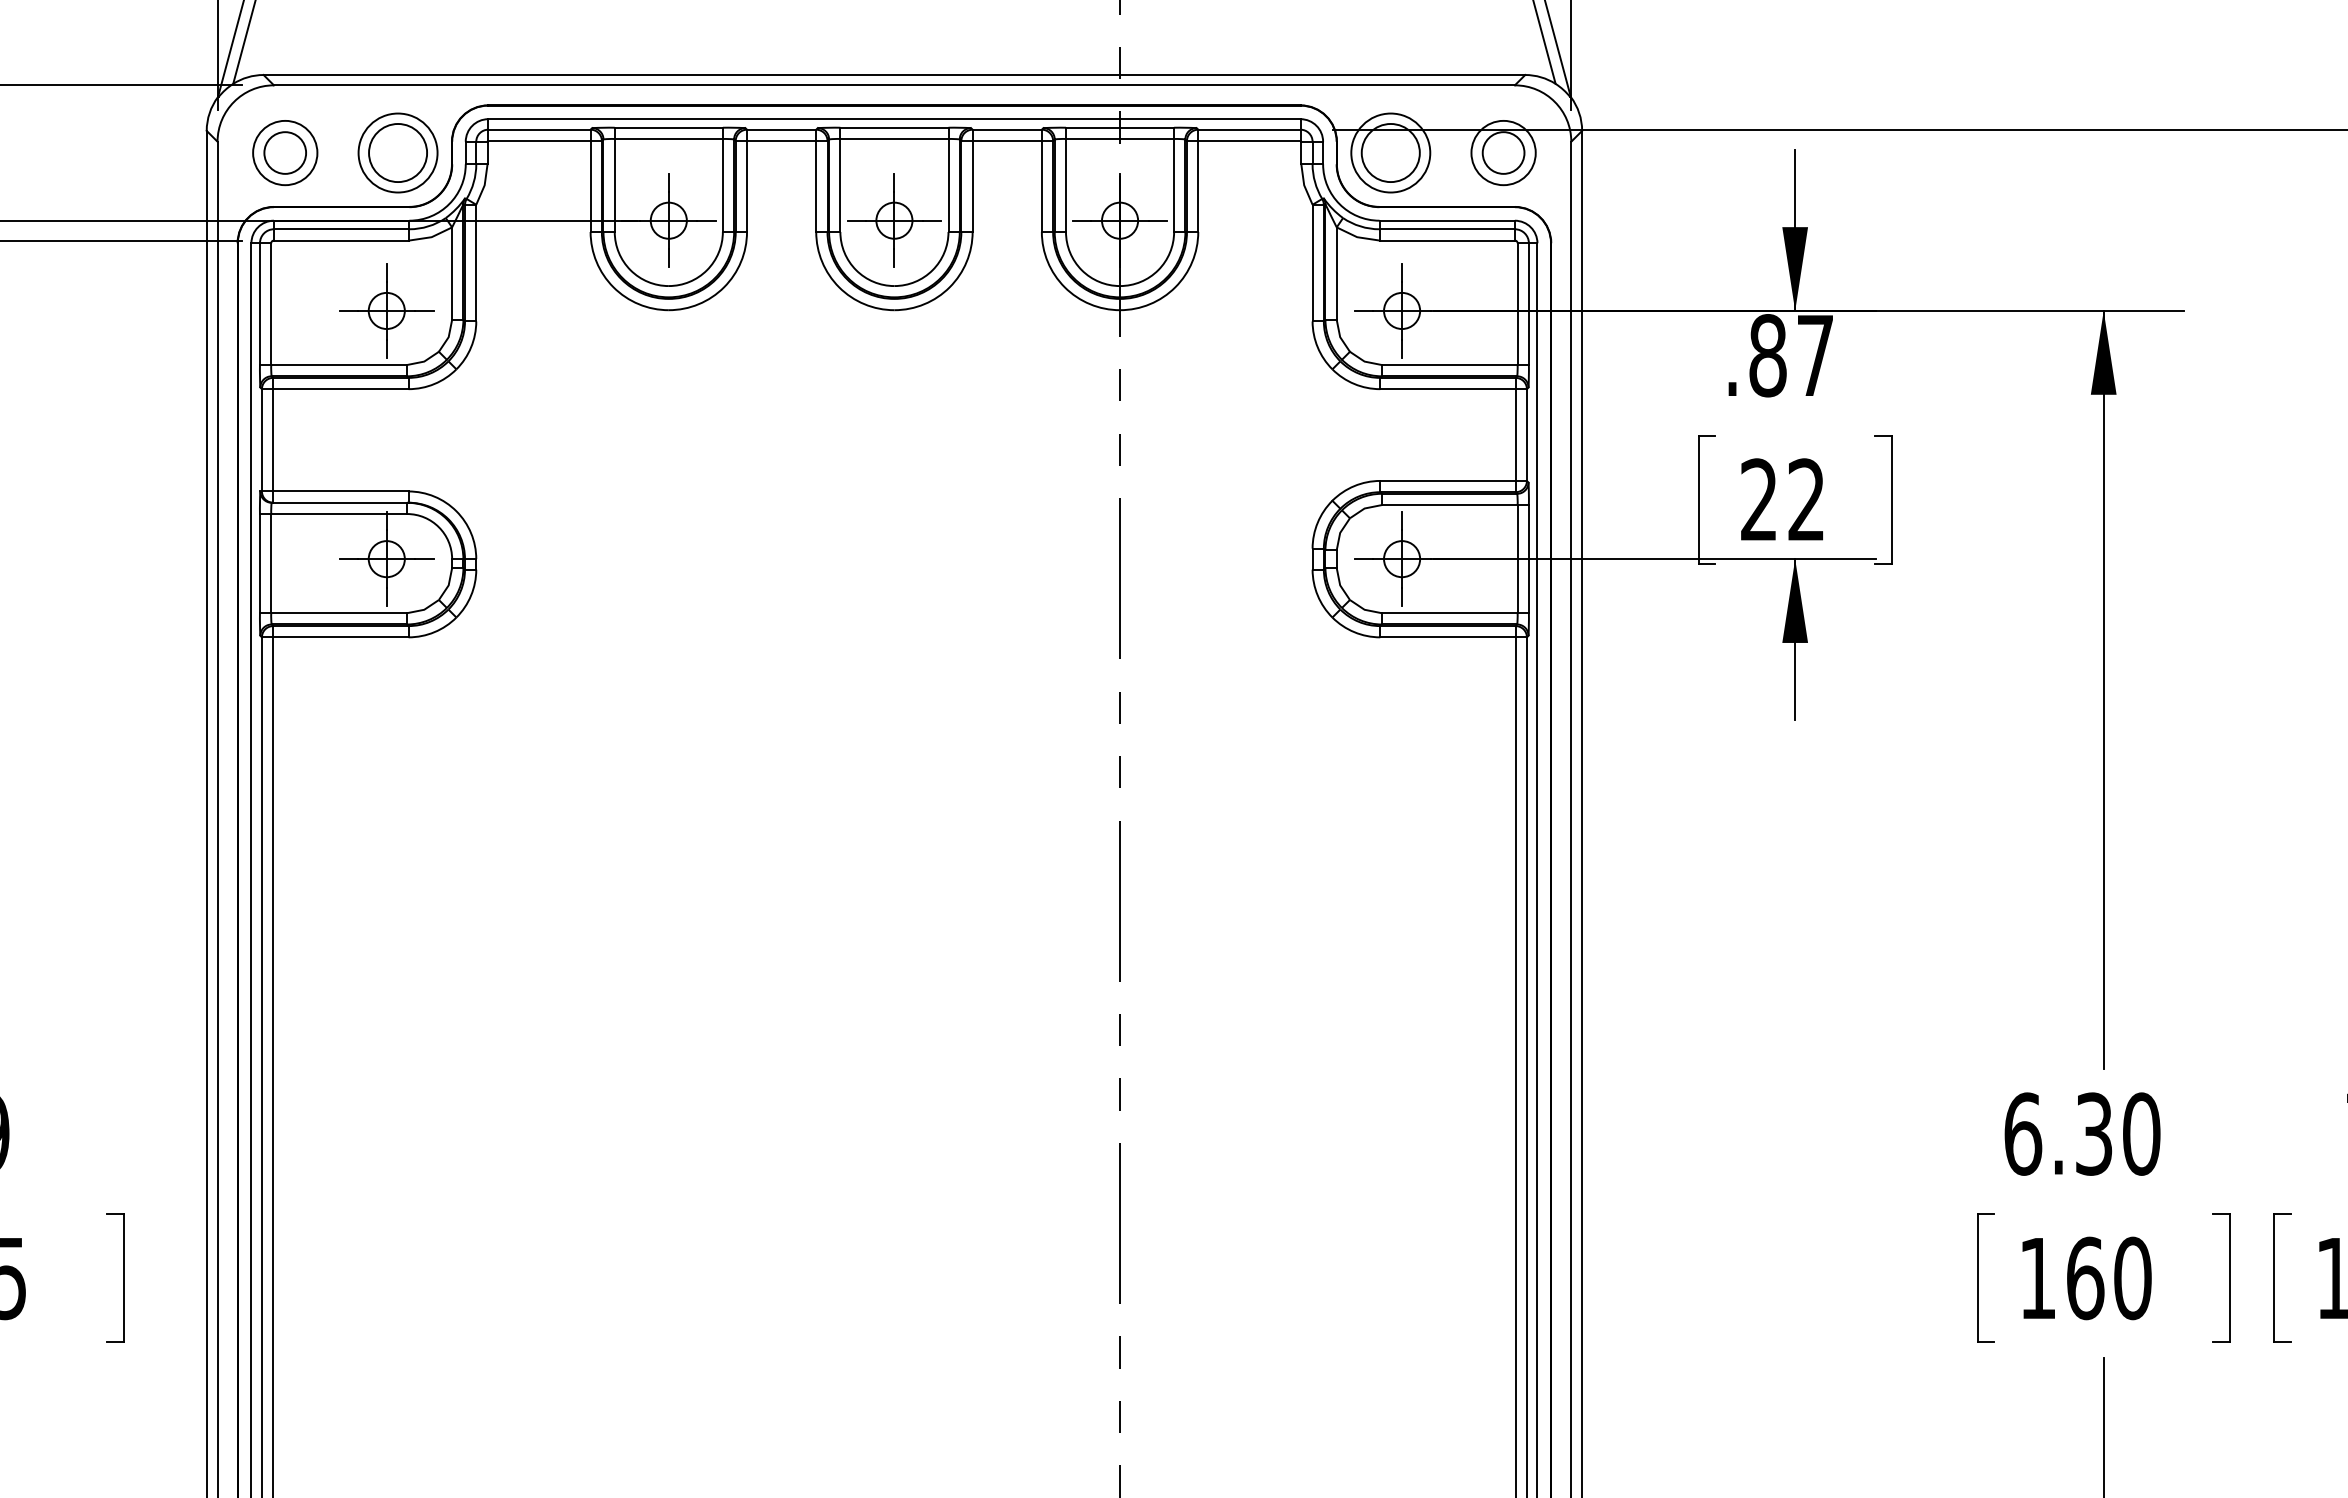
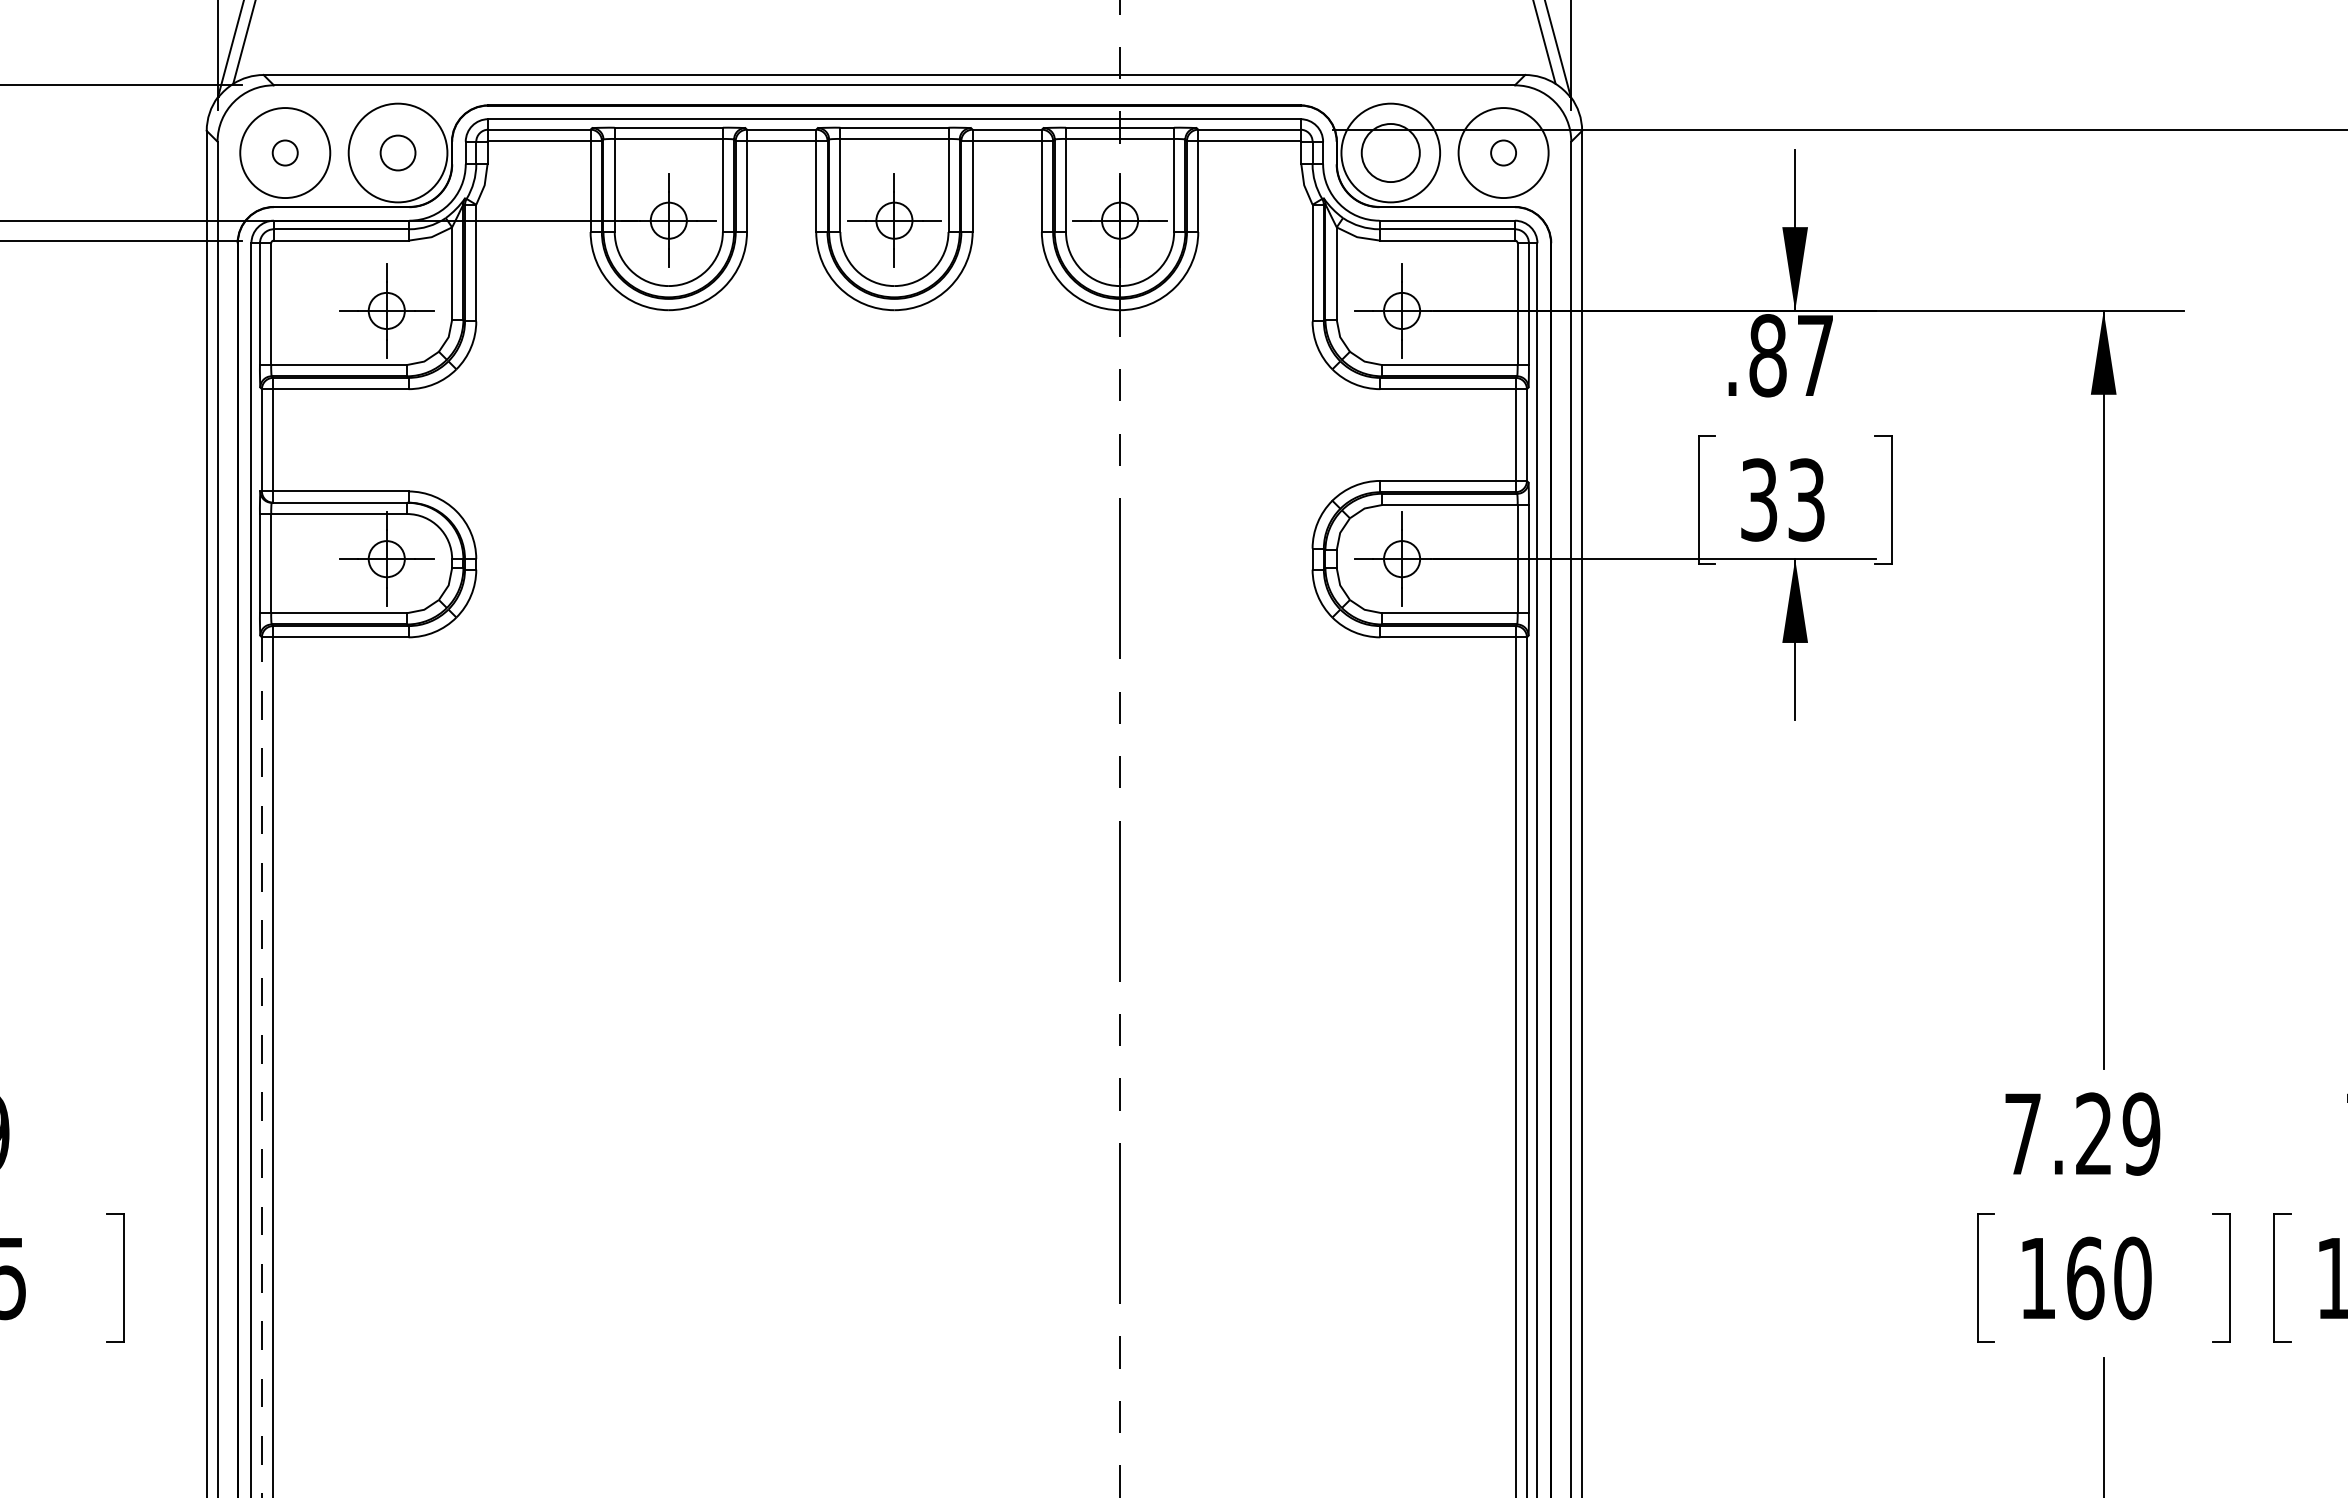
circle diameter: 42 px -> 25 px (284, 152)
circle diameter: 64 px -> 90 px (285, 153)
circle diameter: 79 px -> 99 px (397, 152)
circle diameter: 58 px -> 35 px (397, 152)
circle diameter: 79 px -> 99 px (1390, 152)
circle diameter: 42 px -> 25 px (1503, 152)
circle diameter: 64 px -> 90 px (1503, 153)
text: 22 -> 33 (1782, 499)
line: solid -> dashed (261, 1067)
text: 6.30 -> 7.29 (2082, 1133)
